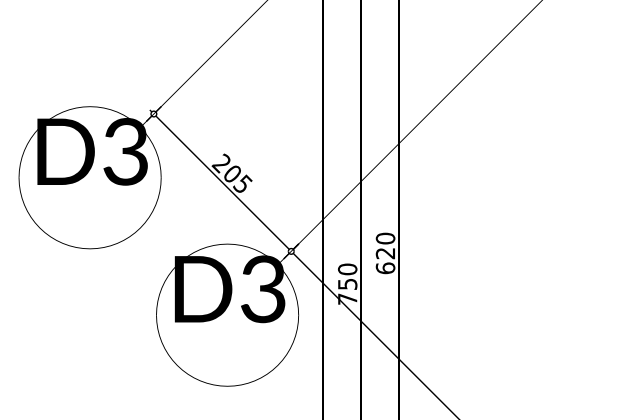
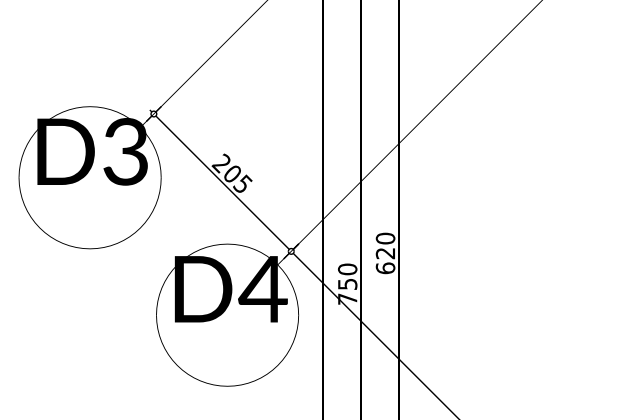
text: D3 -> D4 (262, 289)
